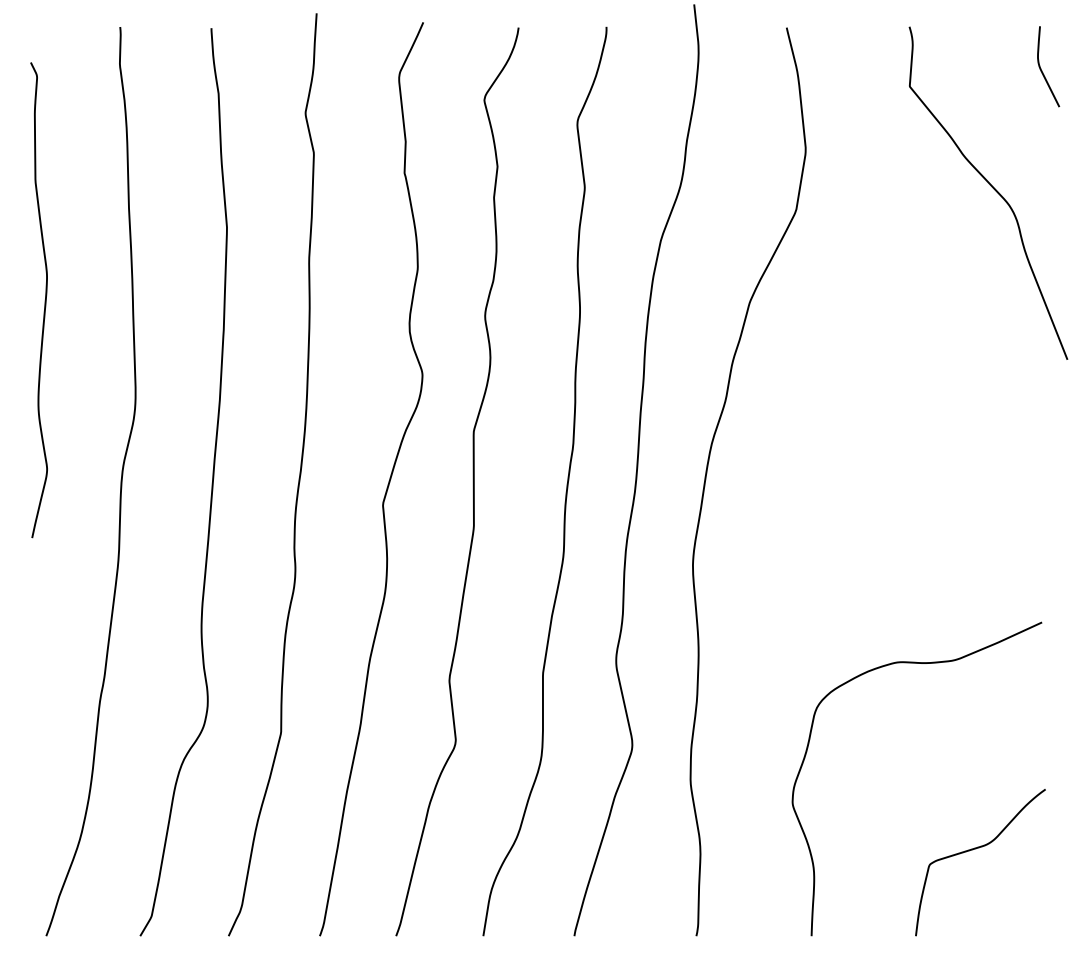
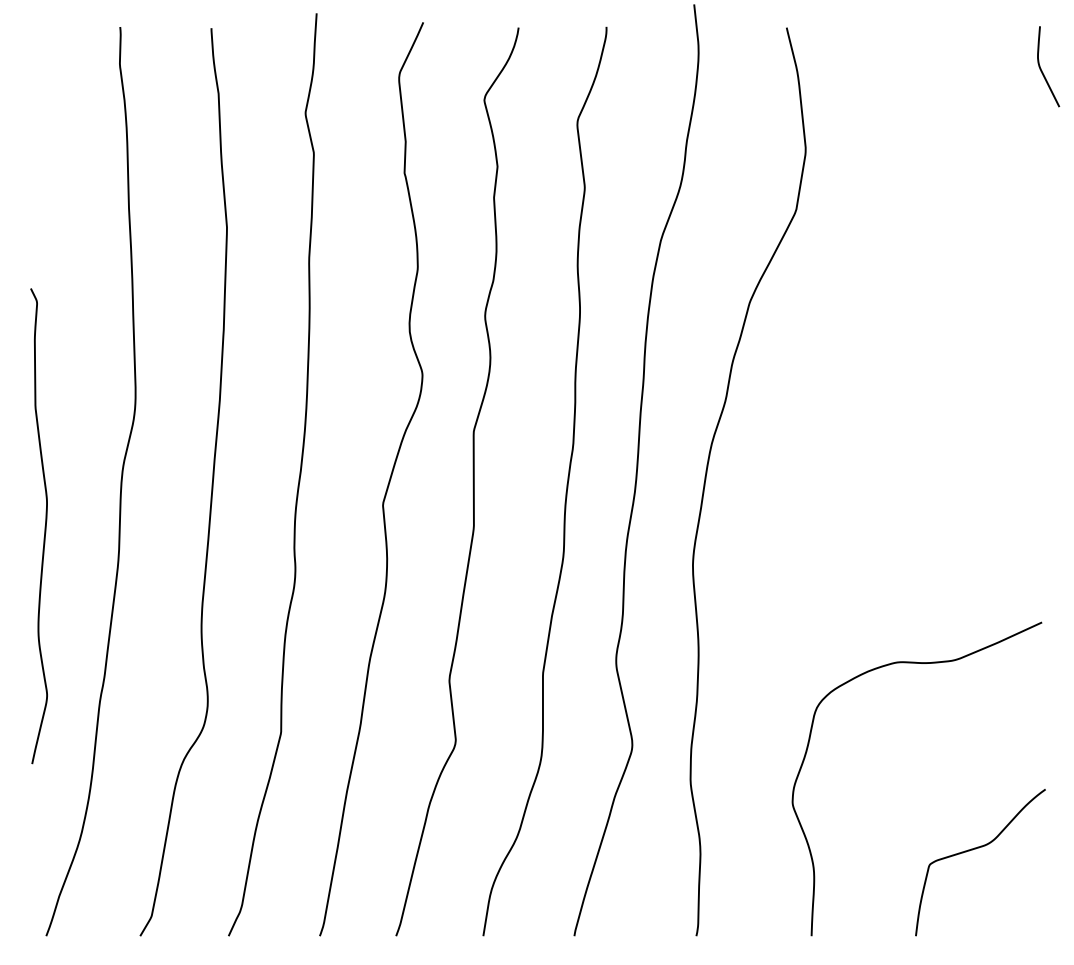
curve: present -> none (992, 188)
curve position: (44, 300) -> (44, 526) (44, 526)
